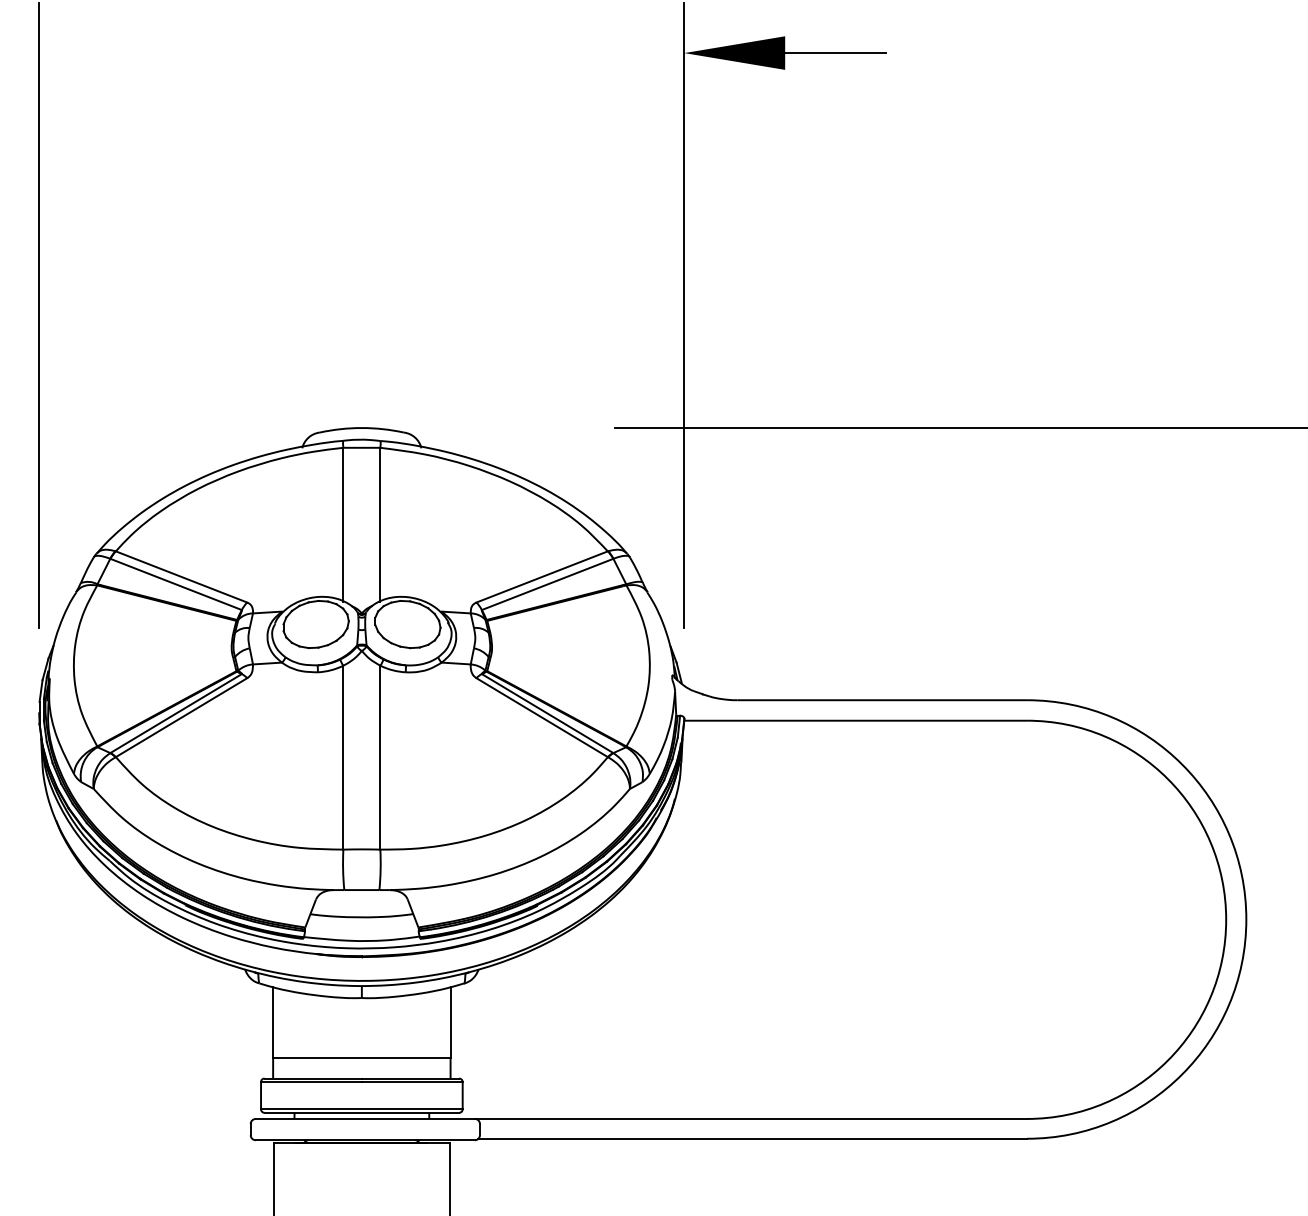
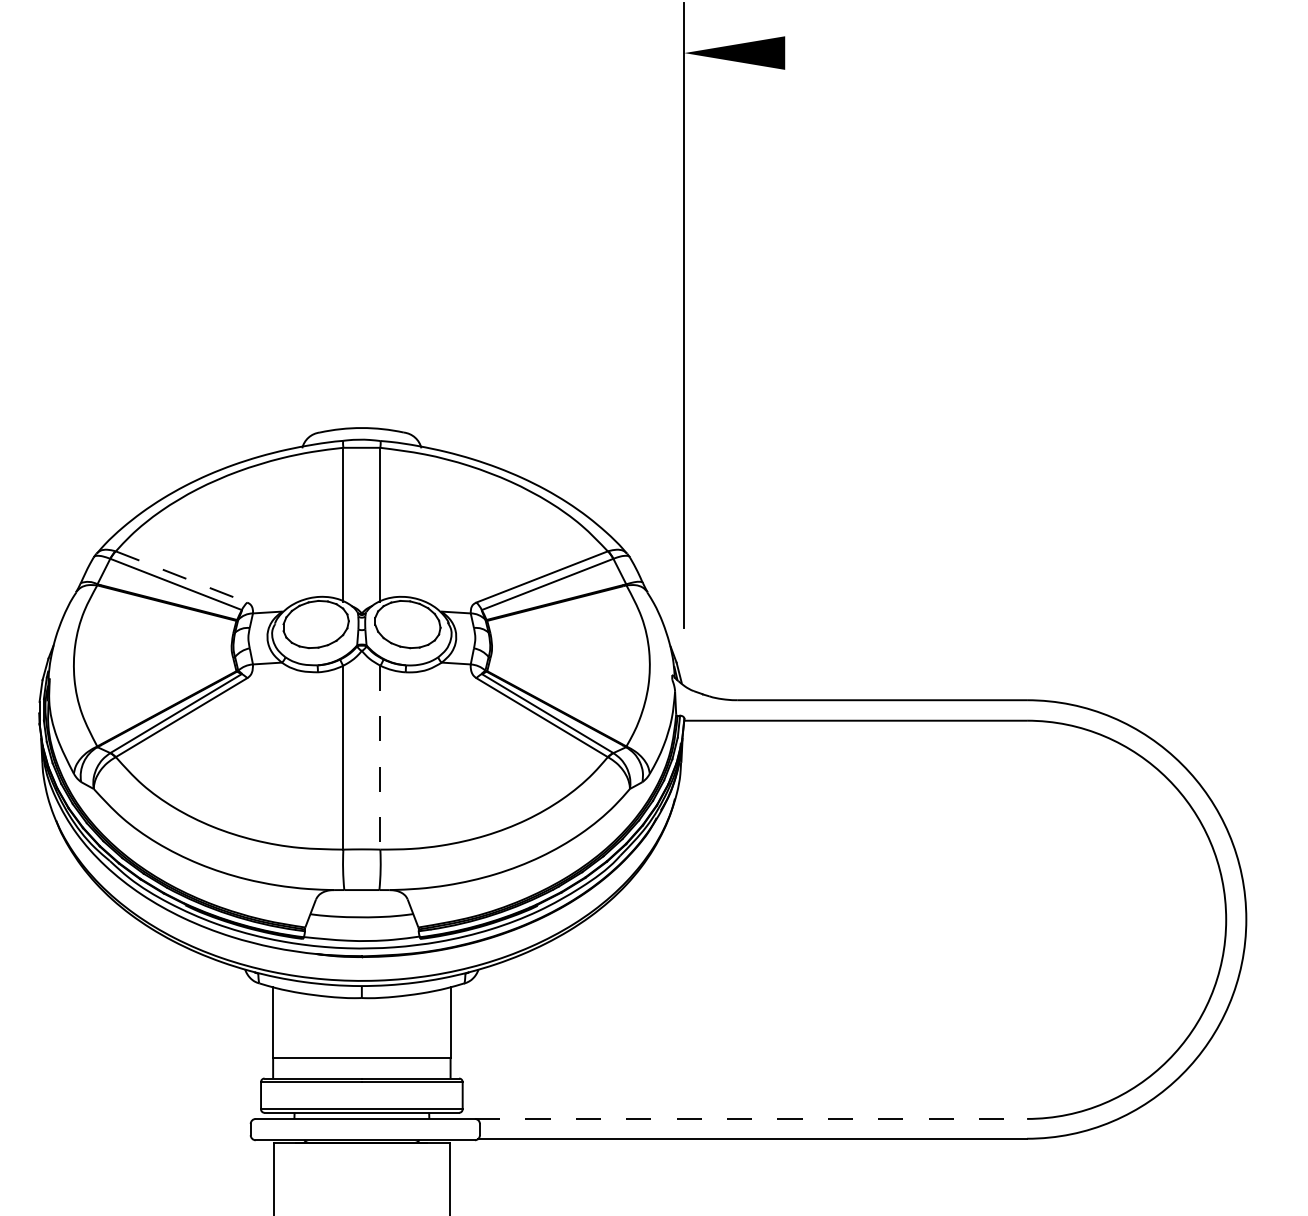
line: present -> none (835, 53)
line: present -> none (39, 314)
line: present -> none (959, 428)
line: solid -> dashed (182, 577)
line: solid -> dashed (380, 757)
line: solid -> dashed (751, 1118)
